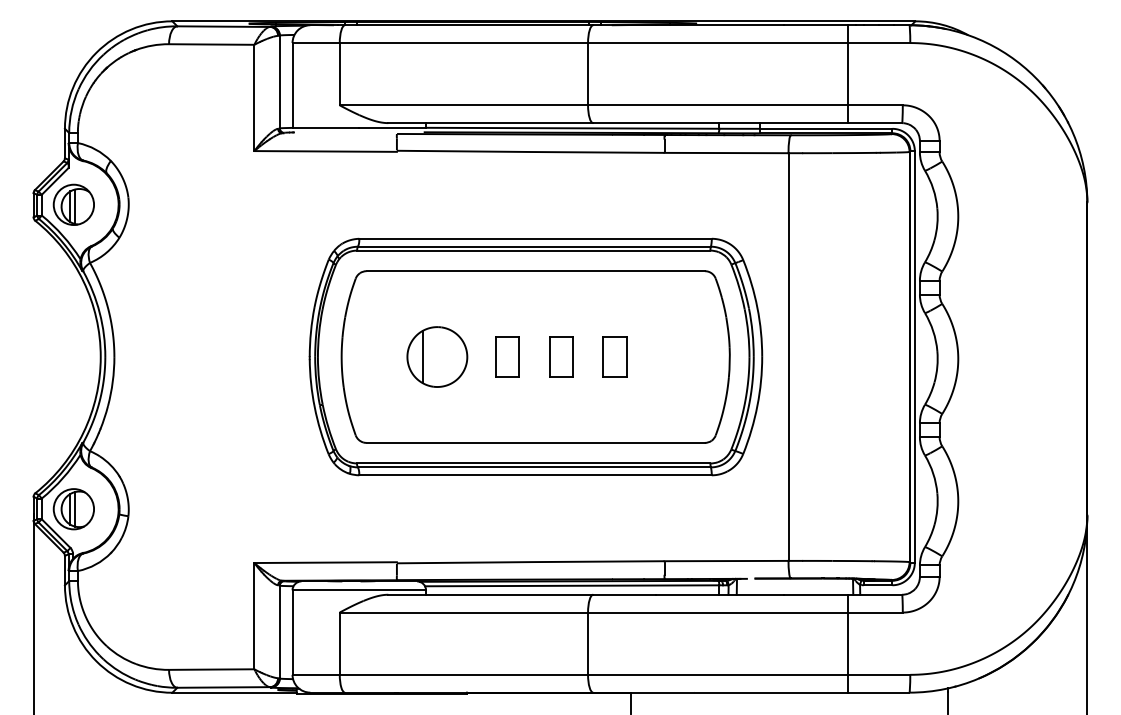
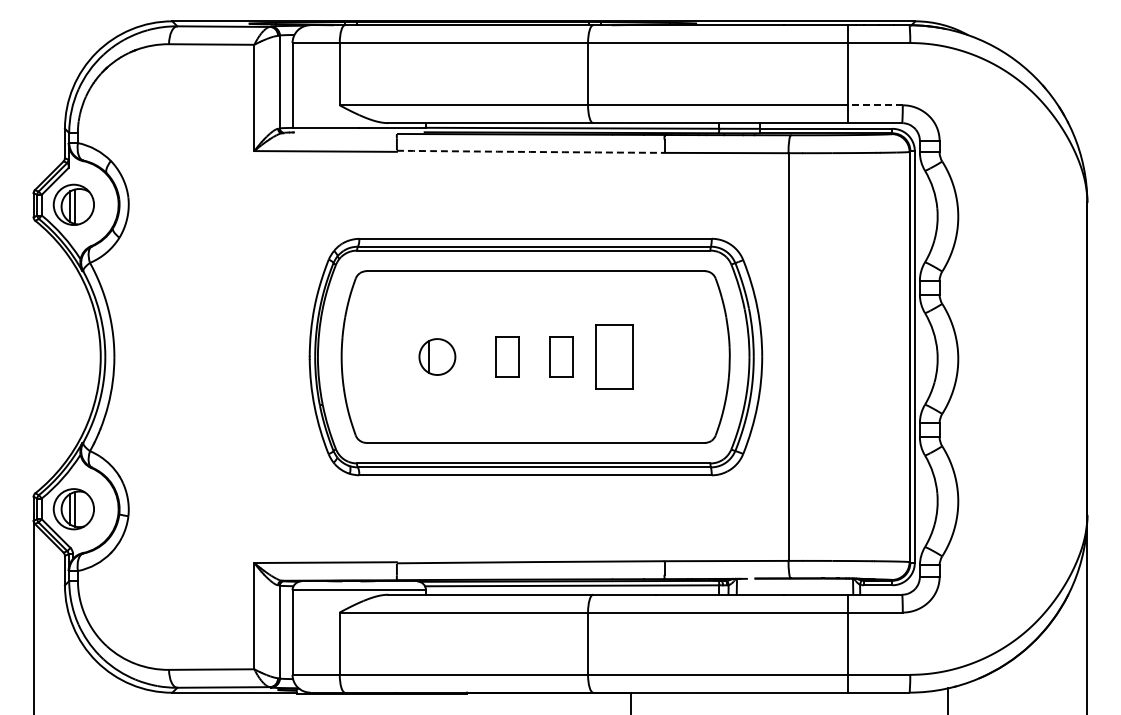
line: solid -> dashed (875, 105)
arc: solid -> dashed (530, 151)
part size: 63x62 px -> 39x38 px (437, 356)
part size: 26x42 px -> 39x66 px (614, 356)
